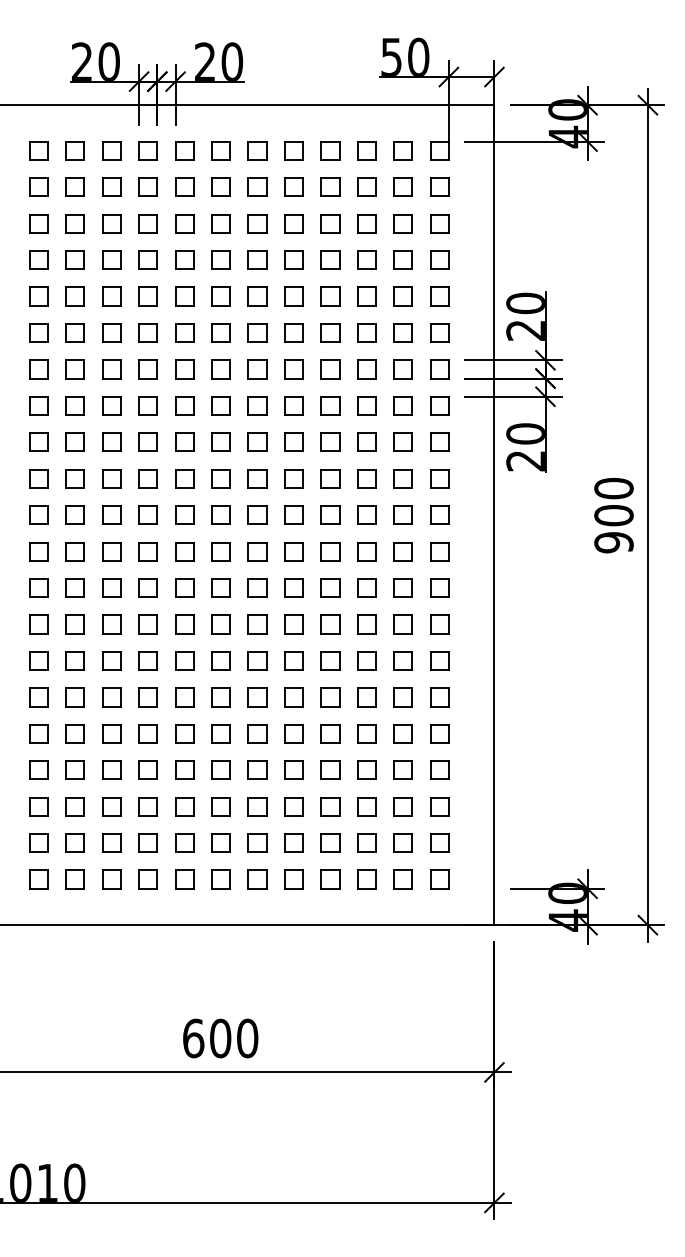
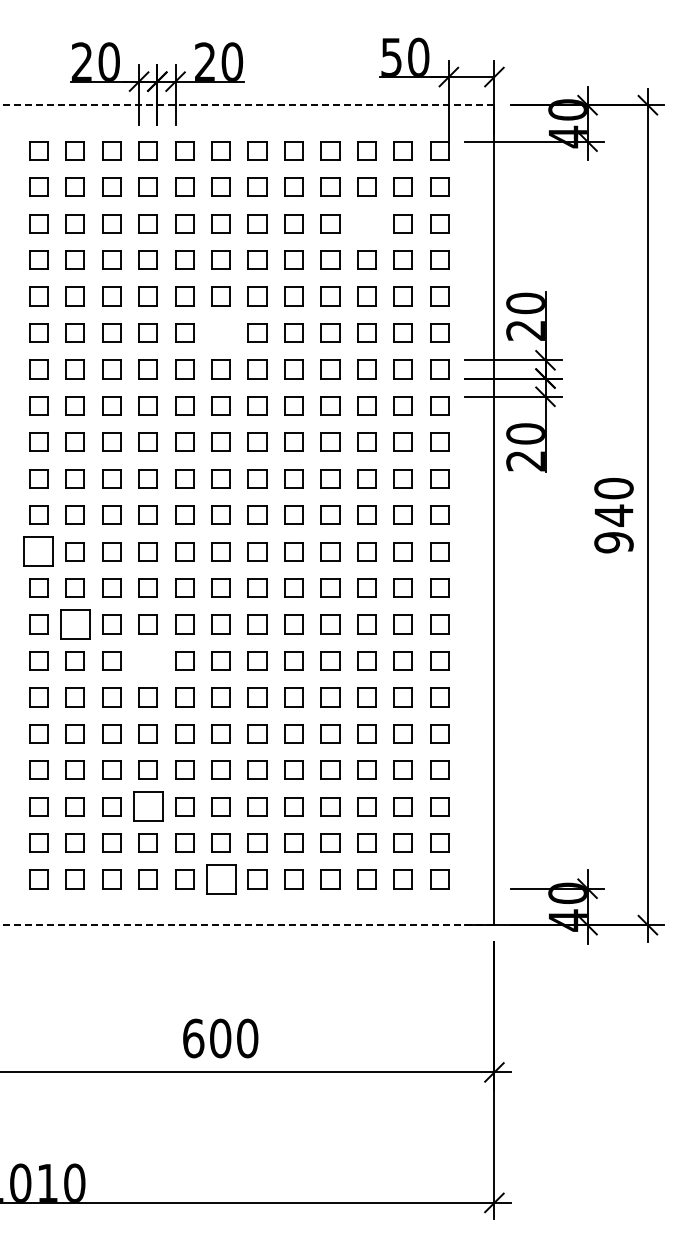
line: solid -> dashed (247, 105)
part: present -> none (366, 223)
part: present -> none (220, 332)
text: 900 -> 940 (613, 515)
part size: 20x20 px -> 31x31 px (38, 551)
part size: 20x21 px -> 31x31 px (75, 624)
part: present -> none (147, 660)
part size: 20x20 px -> 31x31 px (148, 806)
part size: 20x21 px -> 31x31 px (221, 879)
line: solid -> dashed (247, 925)
